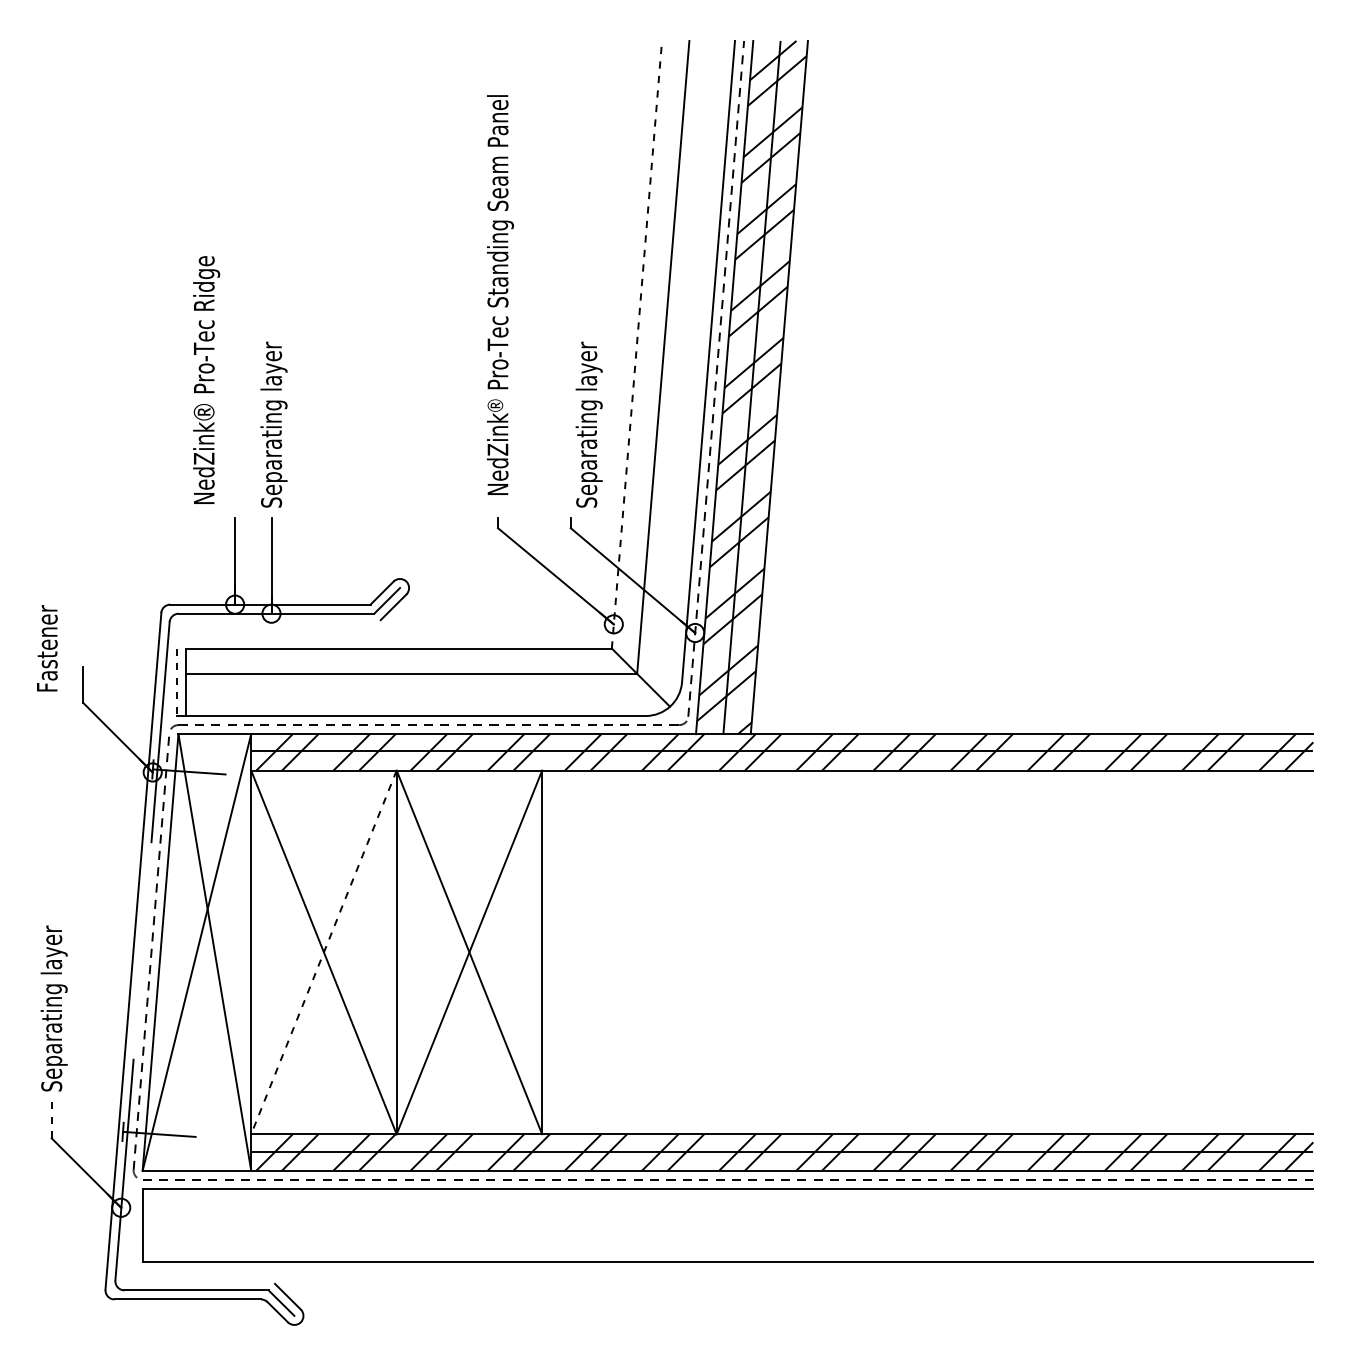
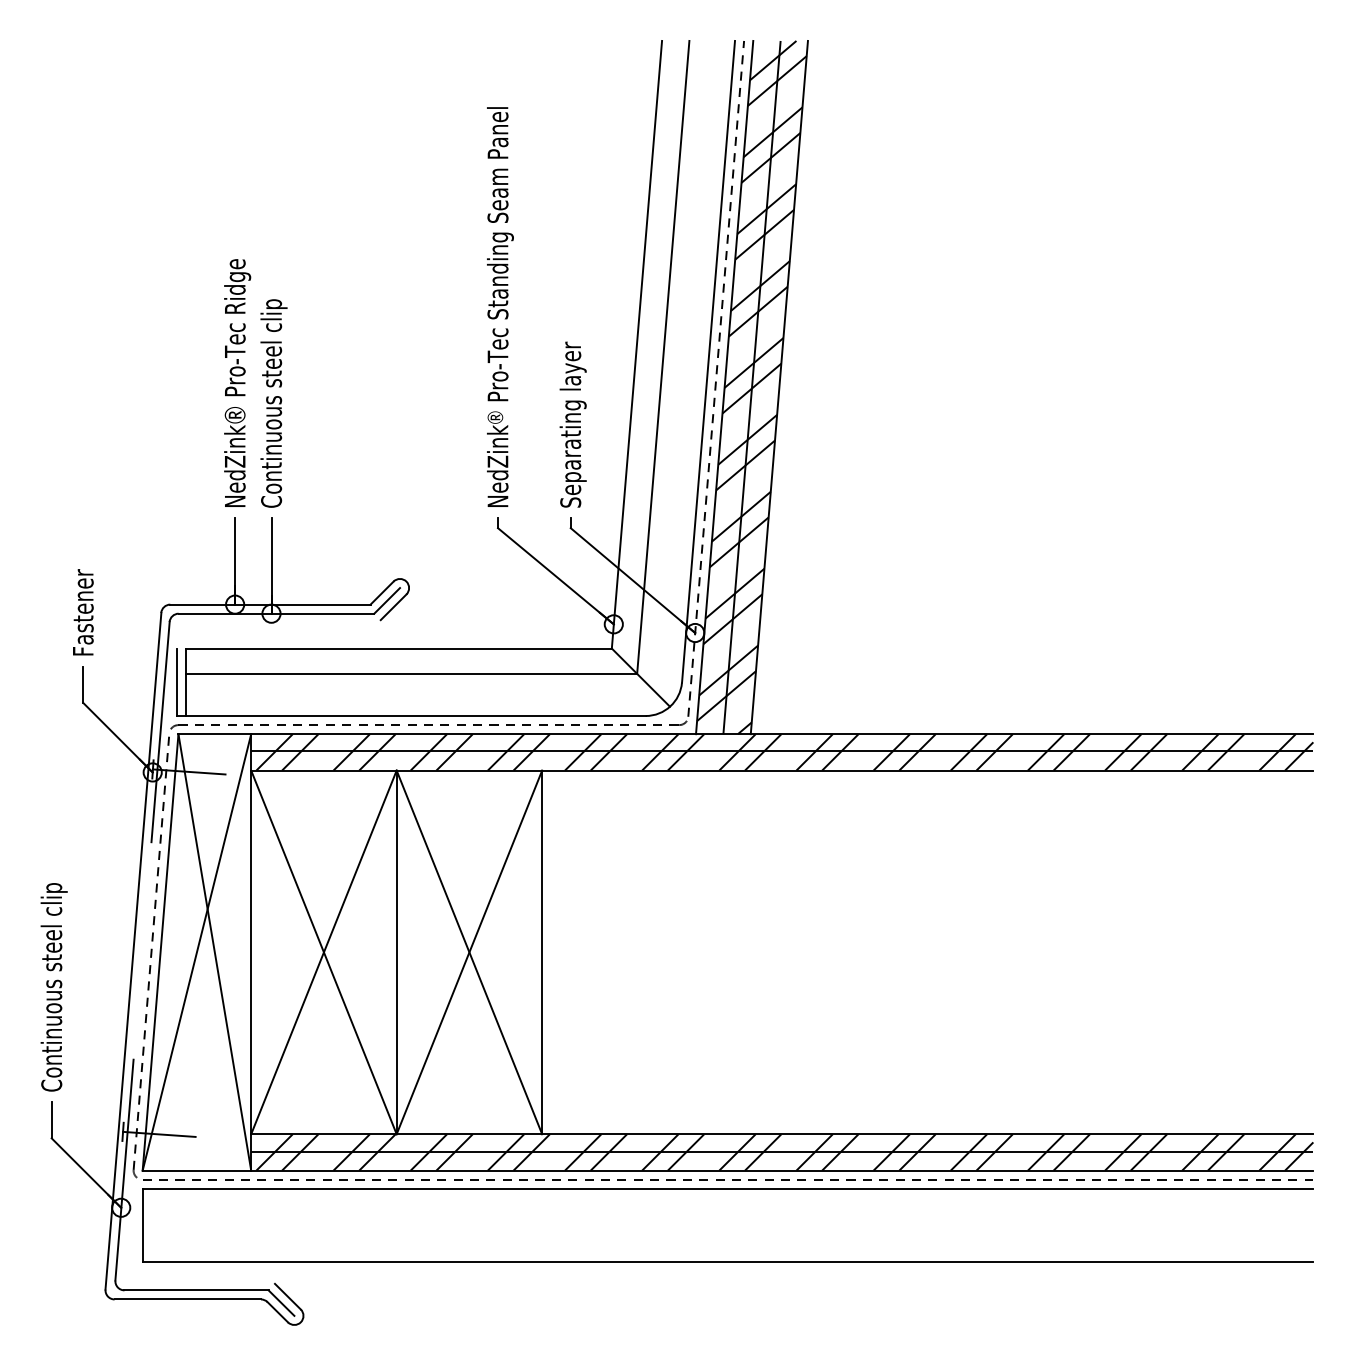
text position: (500, 294) -> (500, 306) (500, 306)
line: dashed -> solid (636, 344)
text position: (206, 379) -> (237, 382) (237, 382)
text: Separating layer -> Continuous steel clip (273, 403)
text position: (588, 424) -> (572, 424) (572, 424)
text position: (47, 648) -> (83, 612) (83, 612)
line: dashed -> solid (176, 682)
line: dashed -> solid (323, 952)
text: Separating layer -> Continuous steel clip (53, 987)
line: dashed -> solid (51, 1119)
